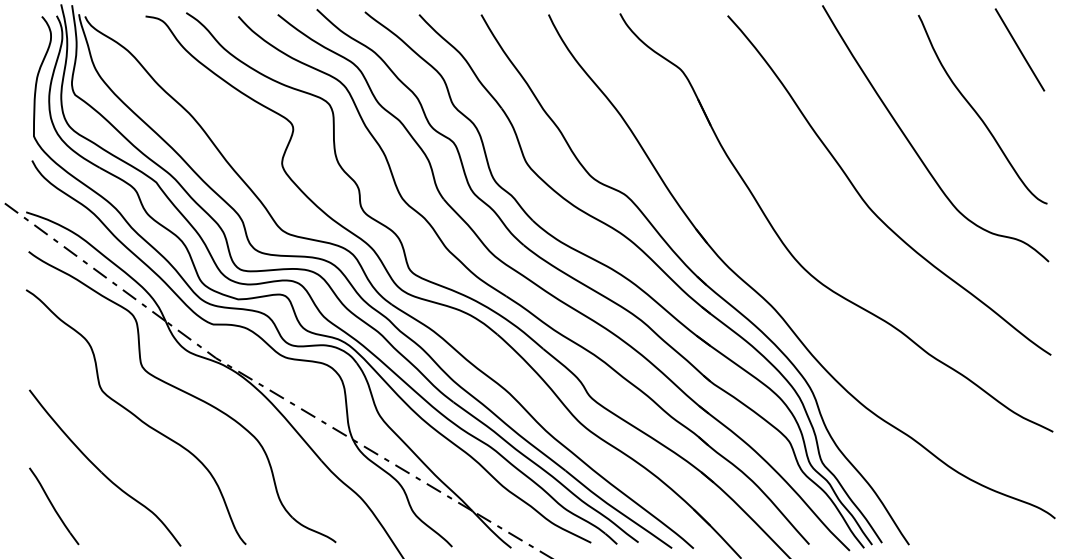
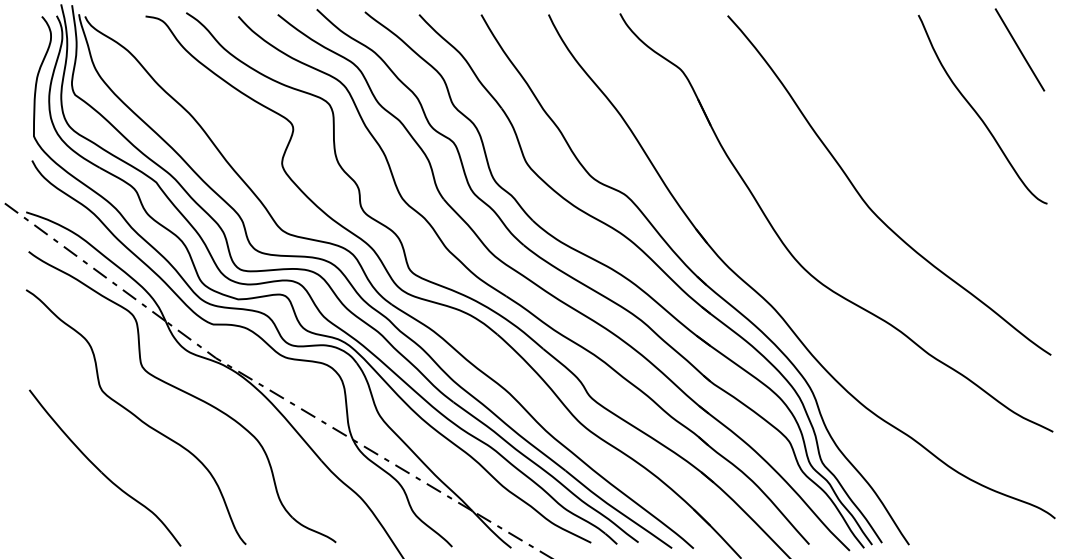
curve: present -> none (913, 146)
part: present -> none (54, 506)
